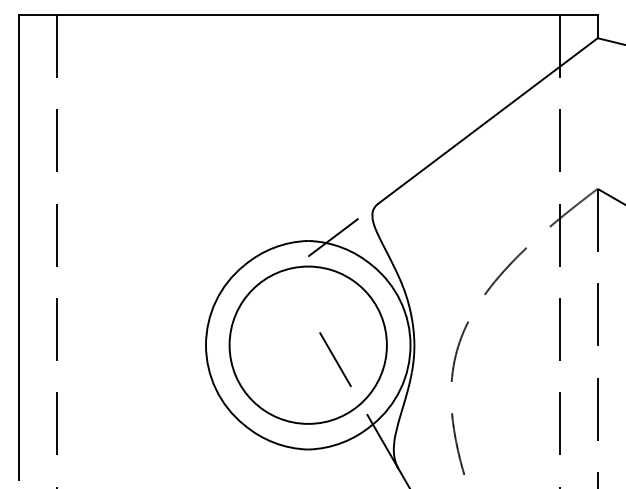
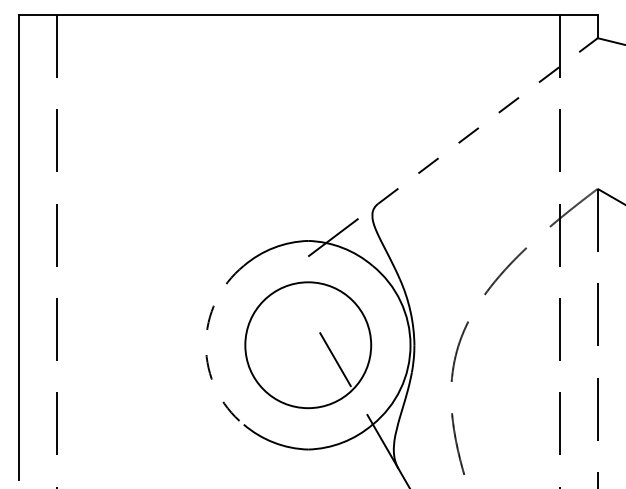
line: solid -> dashed (488, 120)
circle diameter: 157 px -> 126 px (308, 345)
arc: solid -> dashed (206, 345)
